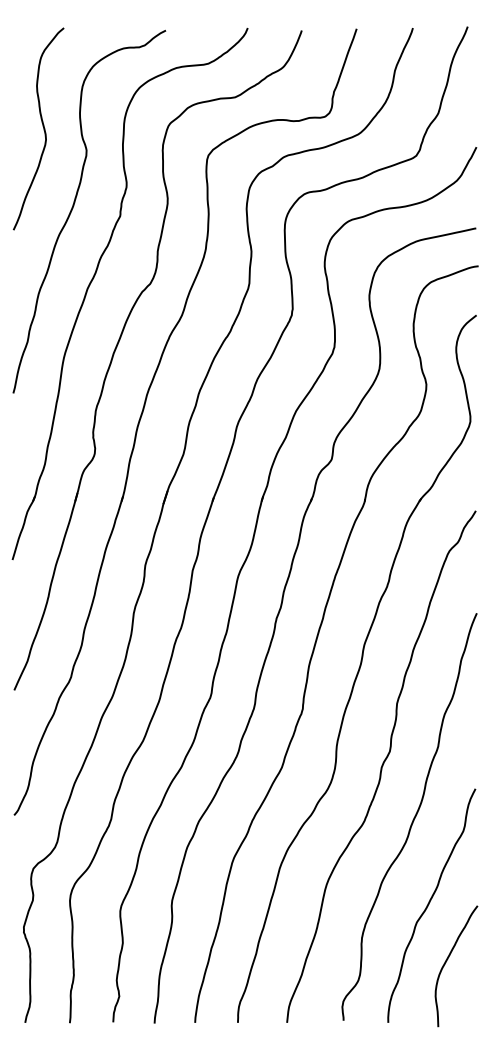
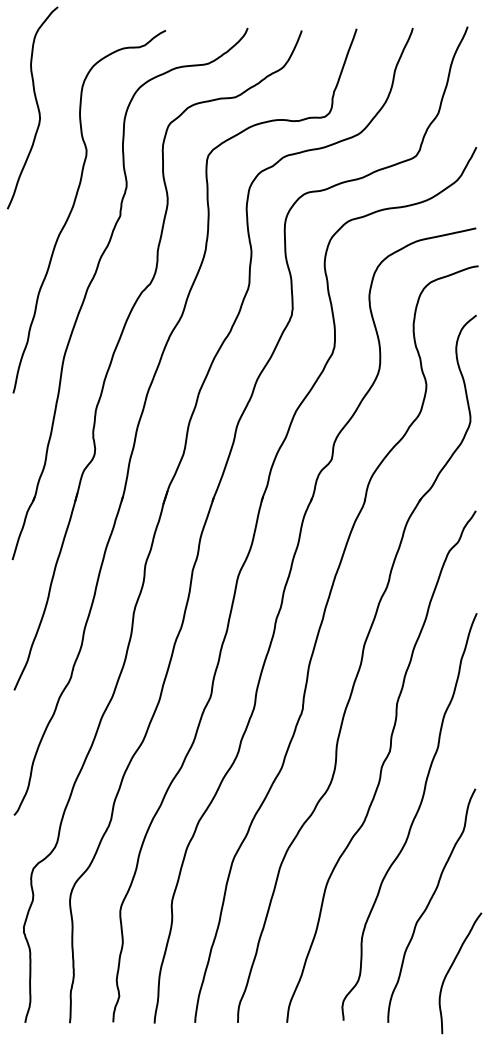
curve position: (42, 126) -> (36, 105) (36, 105)
curve position: (448, 959) -> (452, 966) (452, 966)
